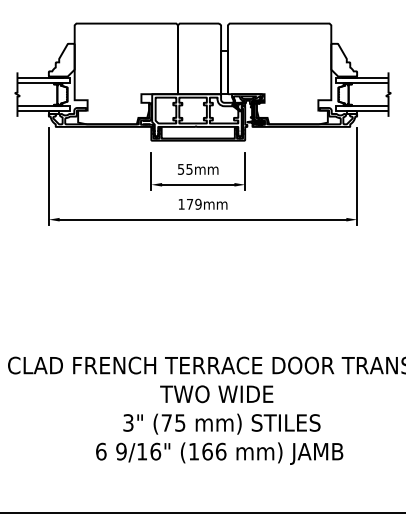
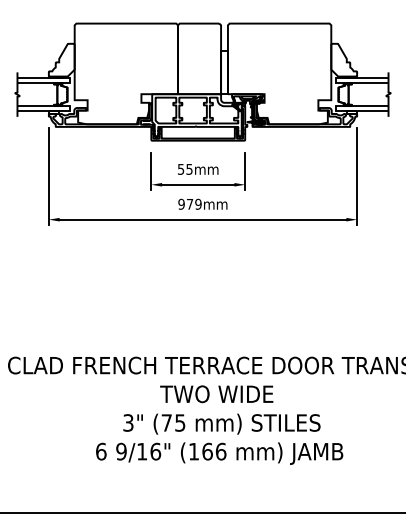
text: 179mm -> 979mm (181, 203)
